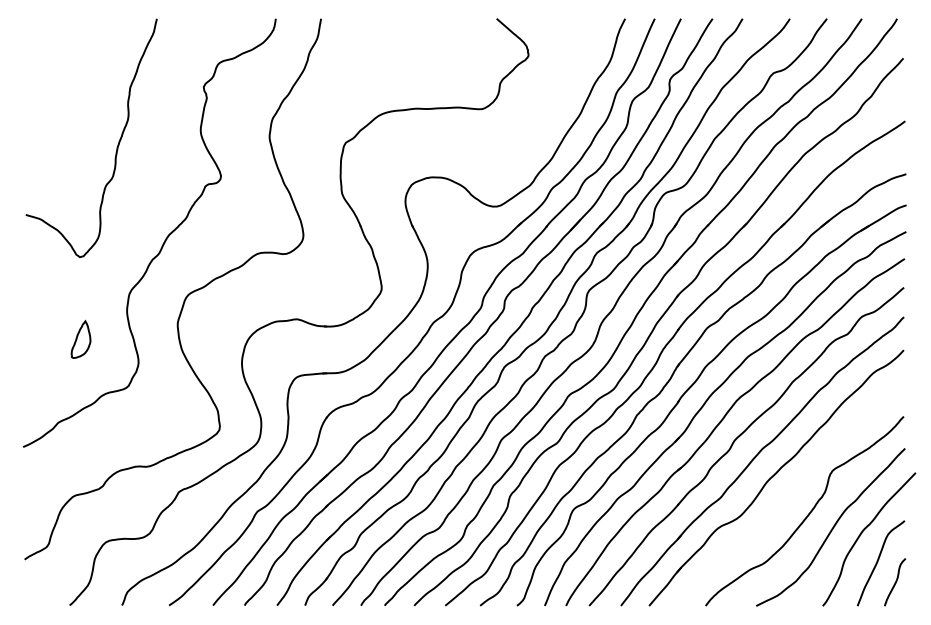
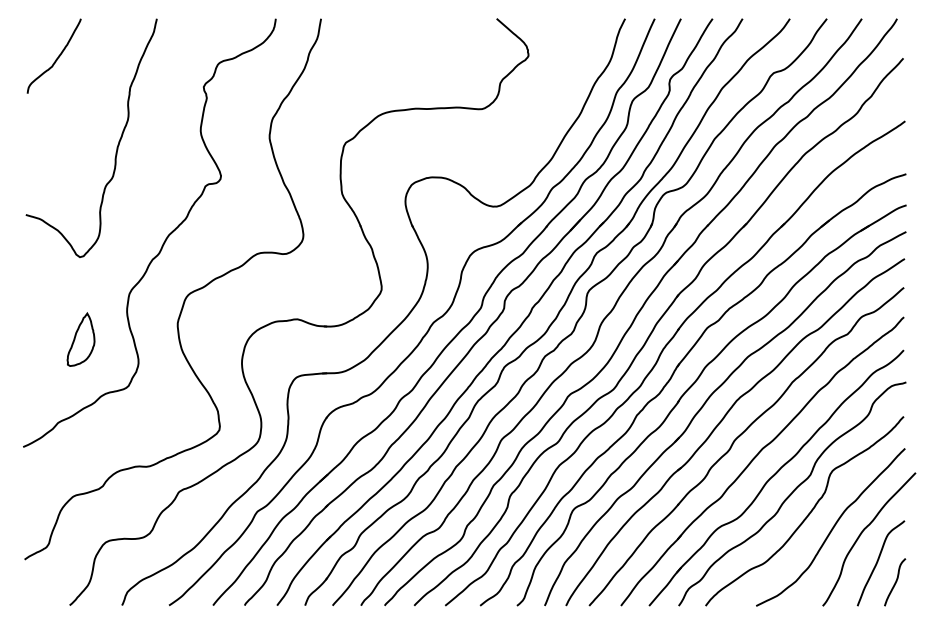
curve: none -> present (56, 58)
part size: 22x40 px -> 30x55 px (80, 339)
curve: none -> present (792, 493)
